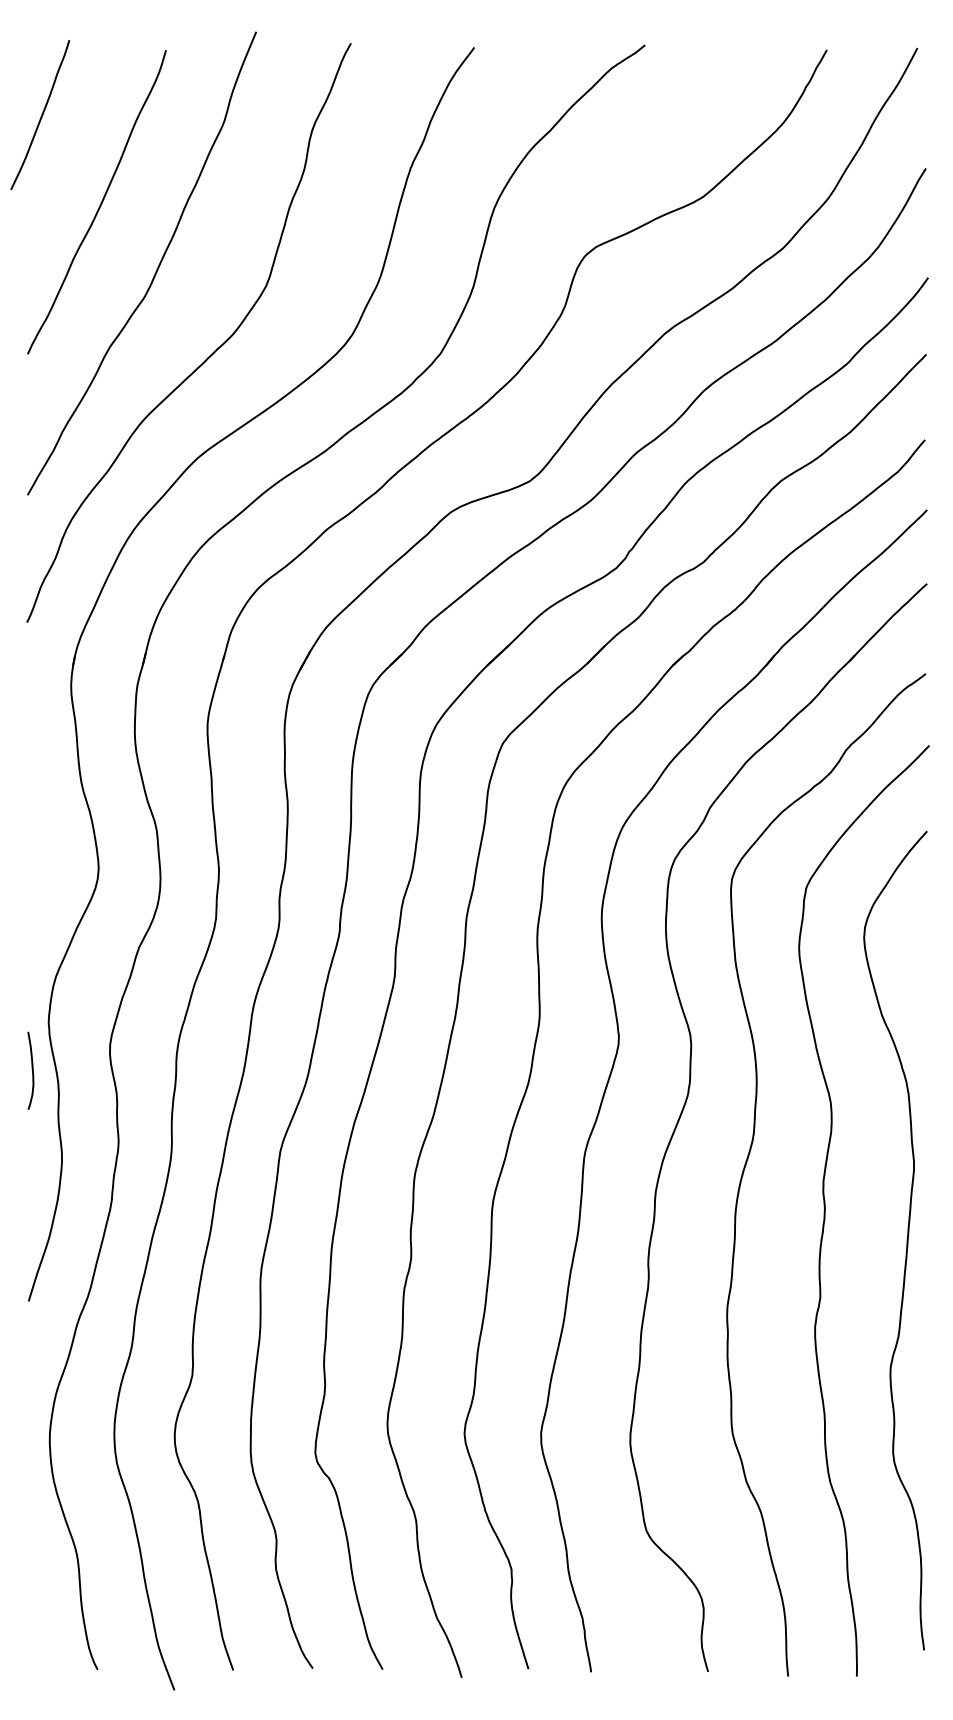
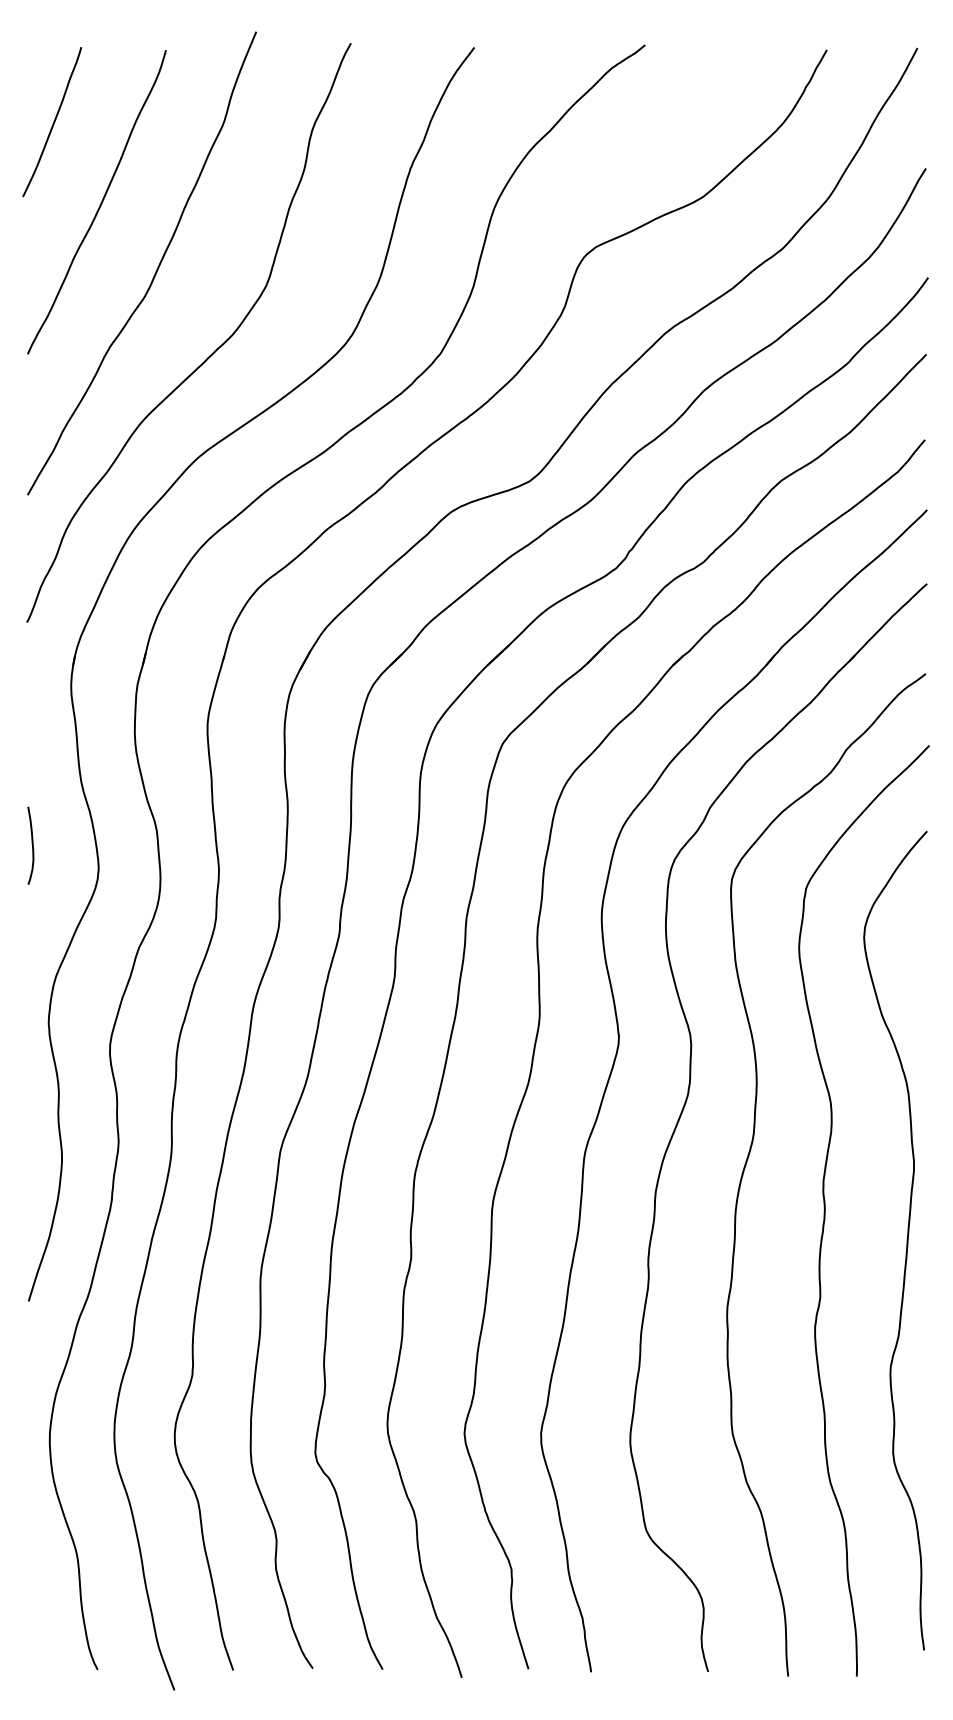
curve position: (41, 115) -> (53, 122) (53, 122)
curve position: (31, 1069) -> (31, 844) (31, 844)
